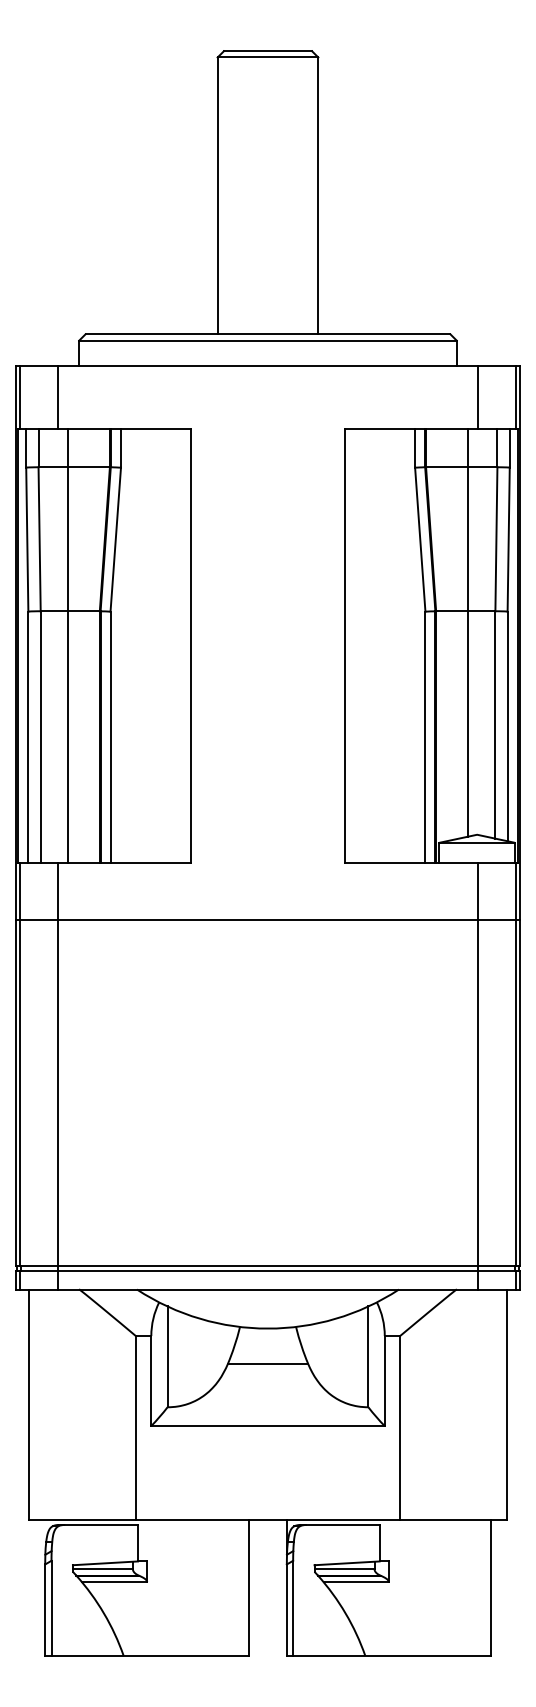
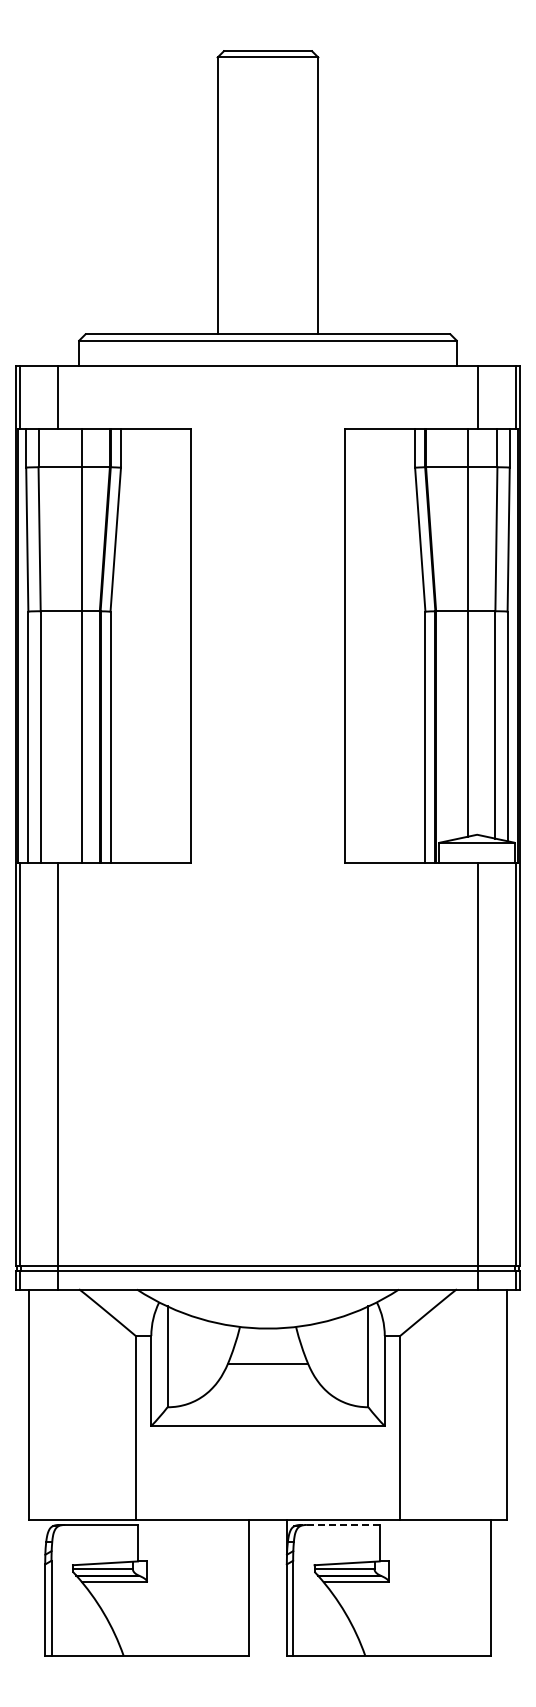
line position: (68, 645) -> (82, 645) (82, 645)
line: present -> none (267, 919)
line: solid -> dashed (339, 1524)
